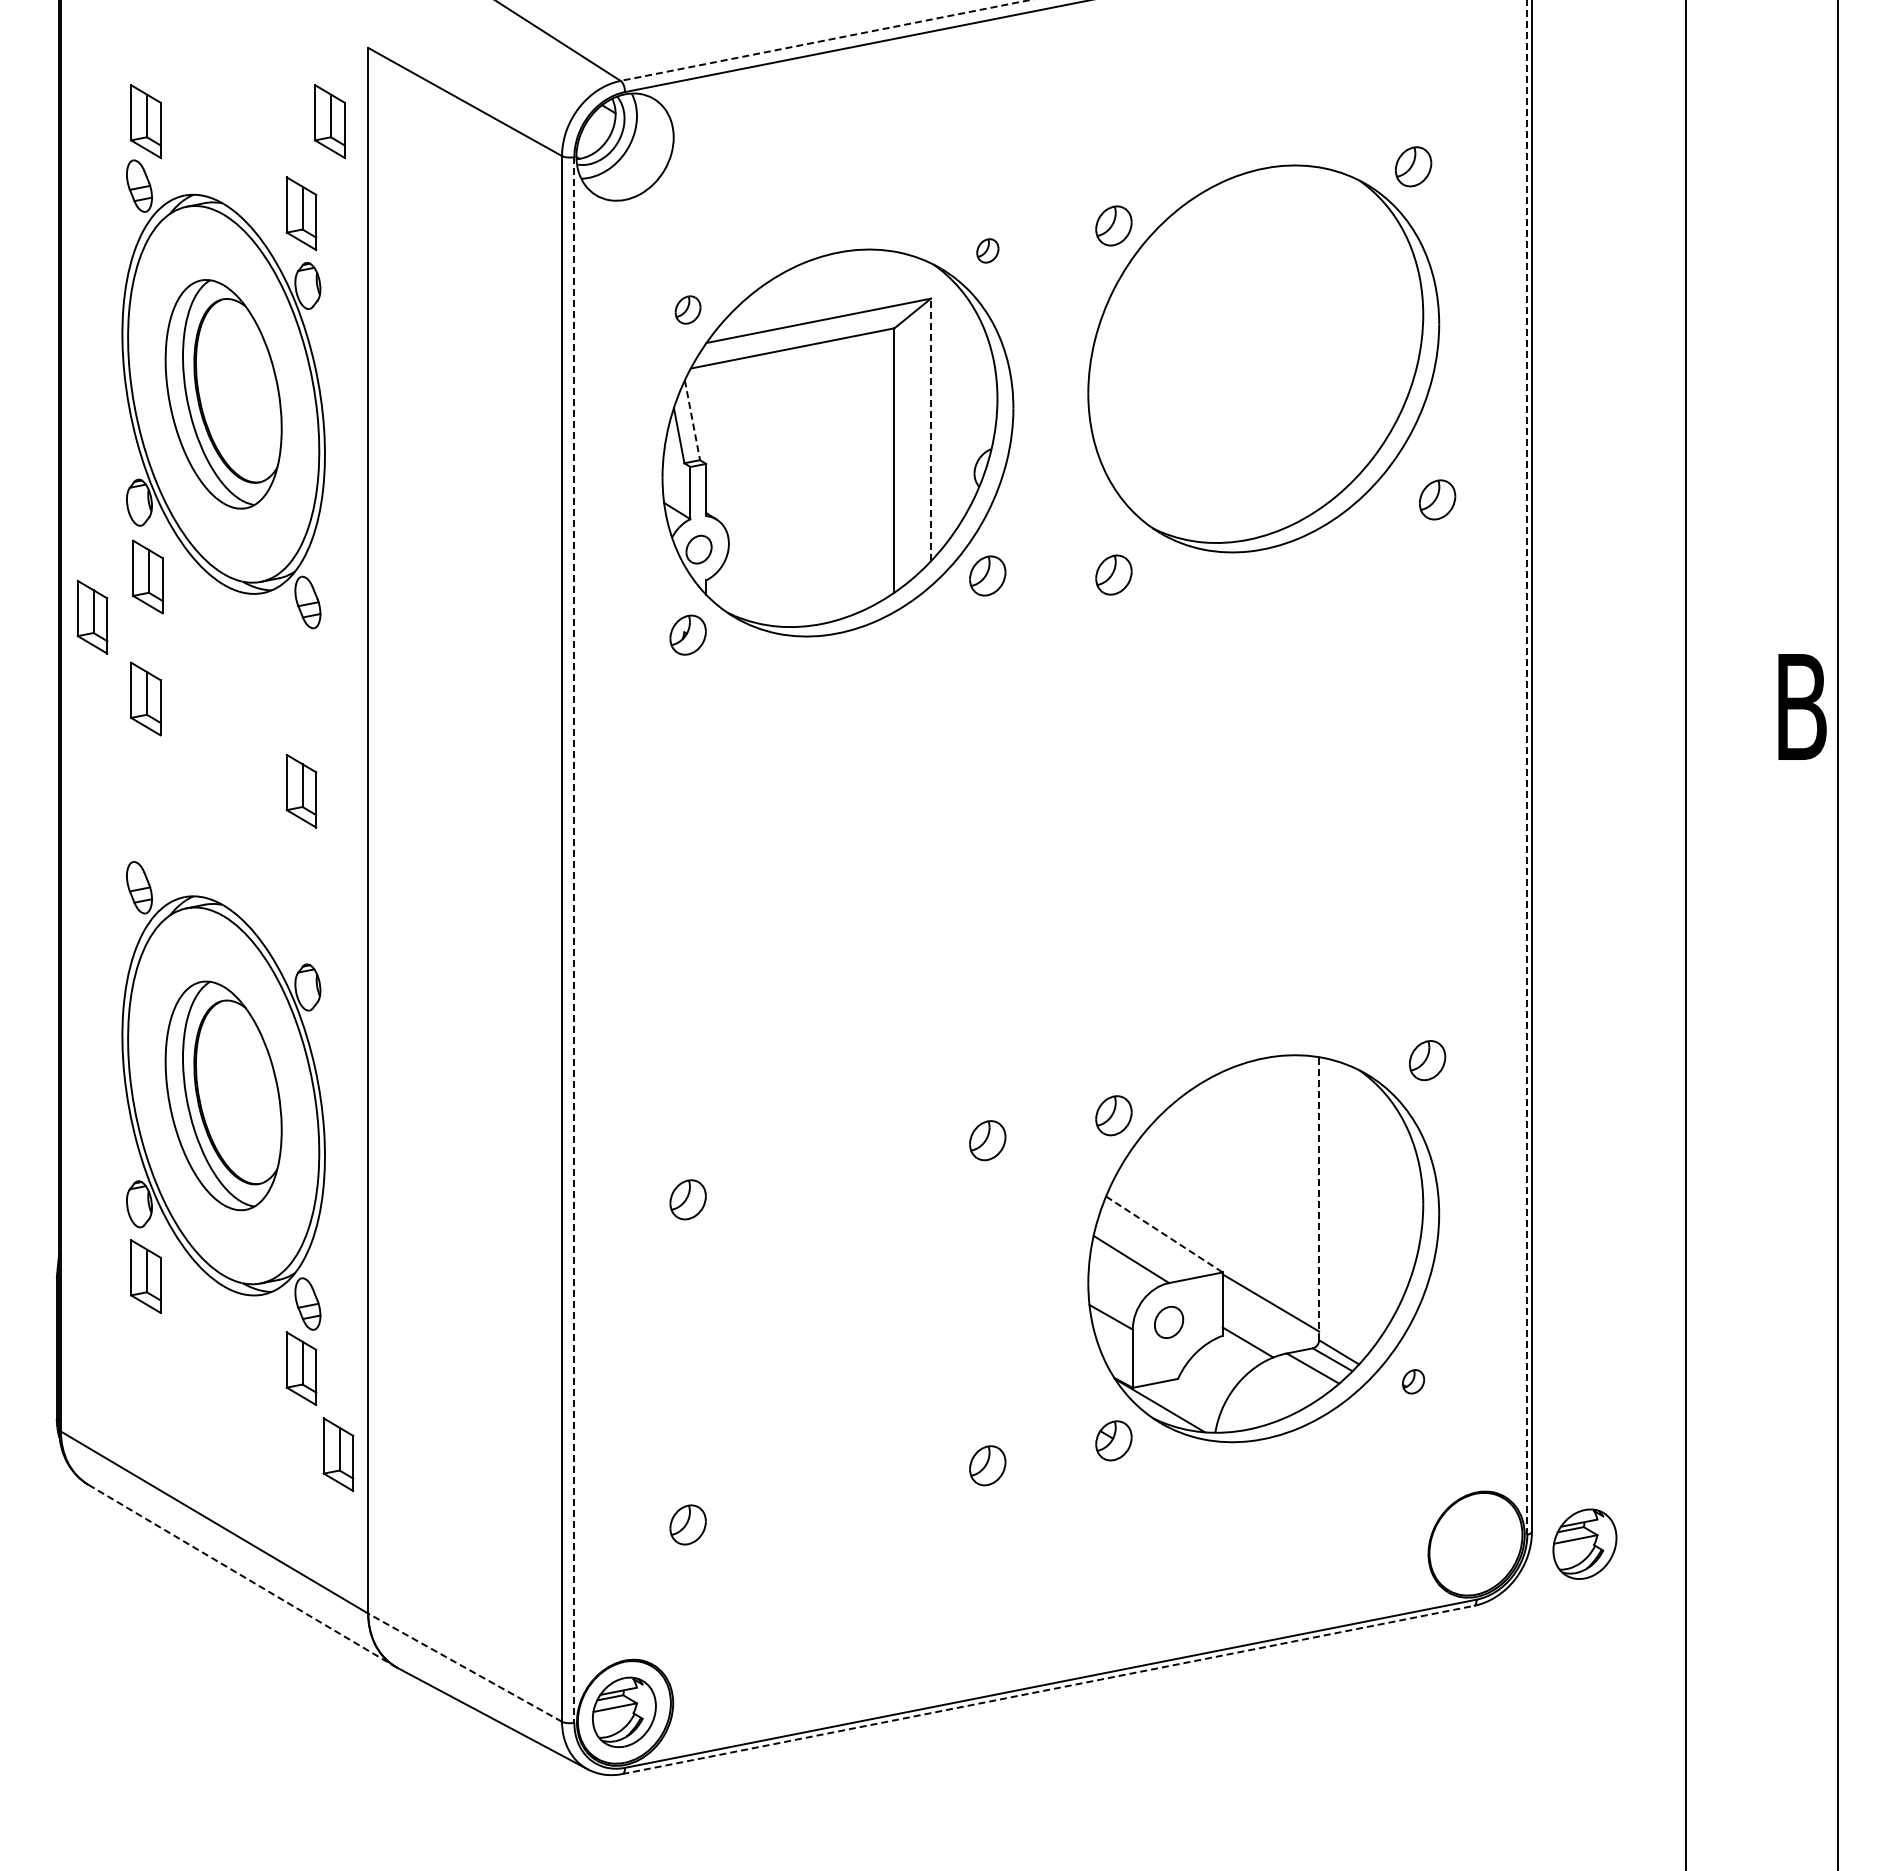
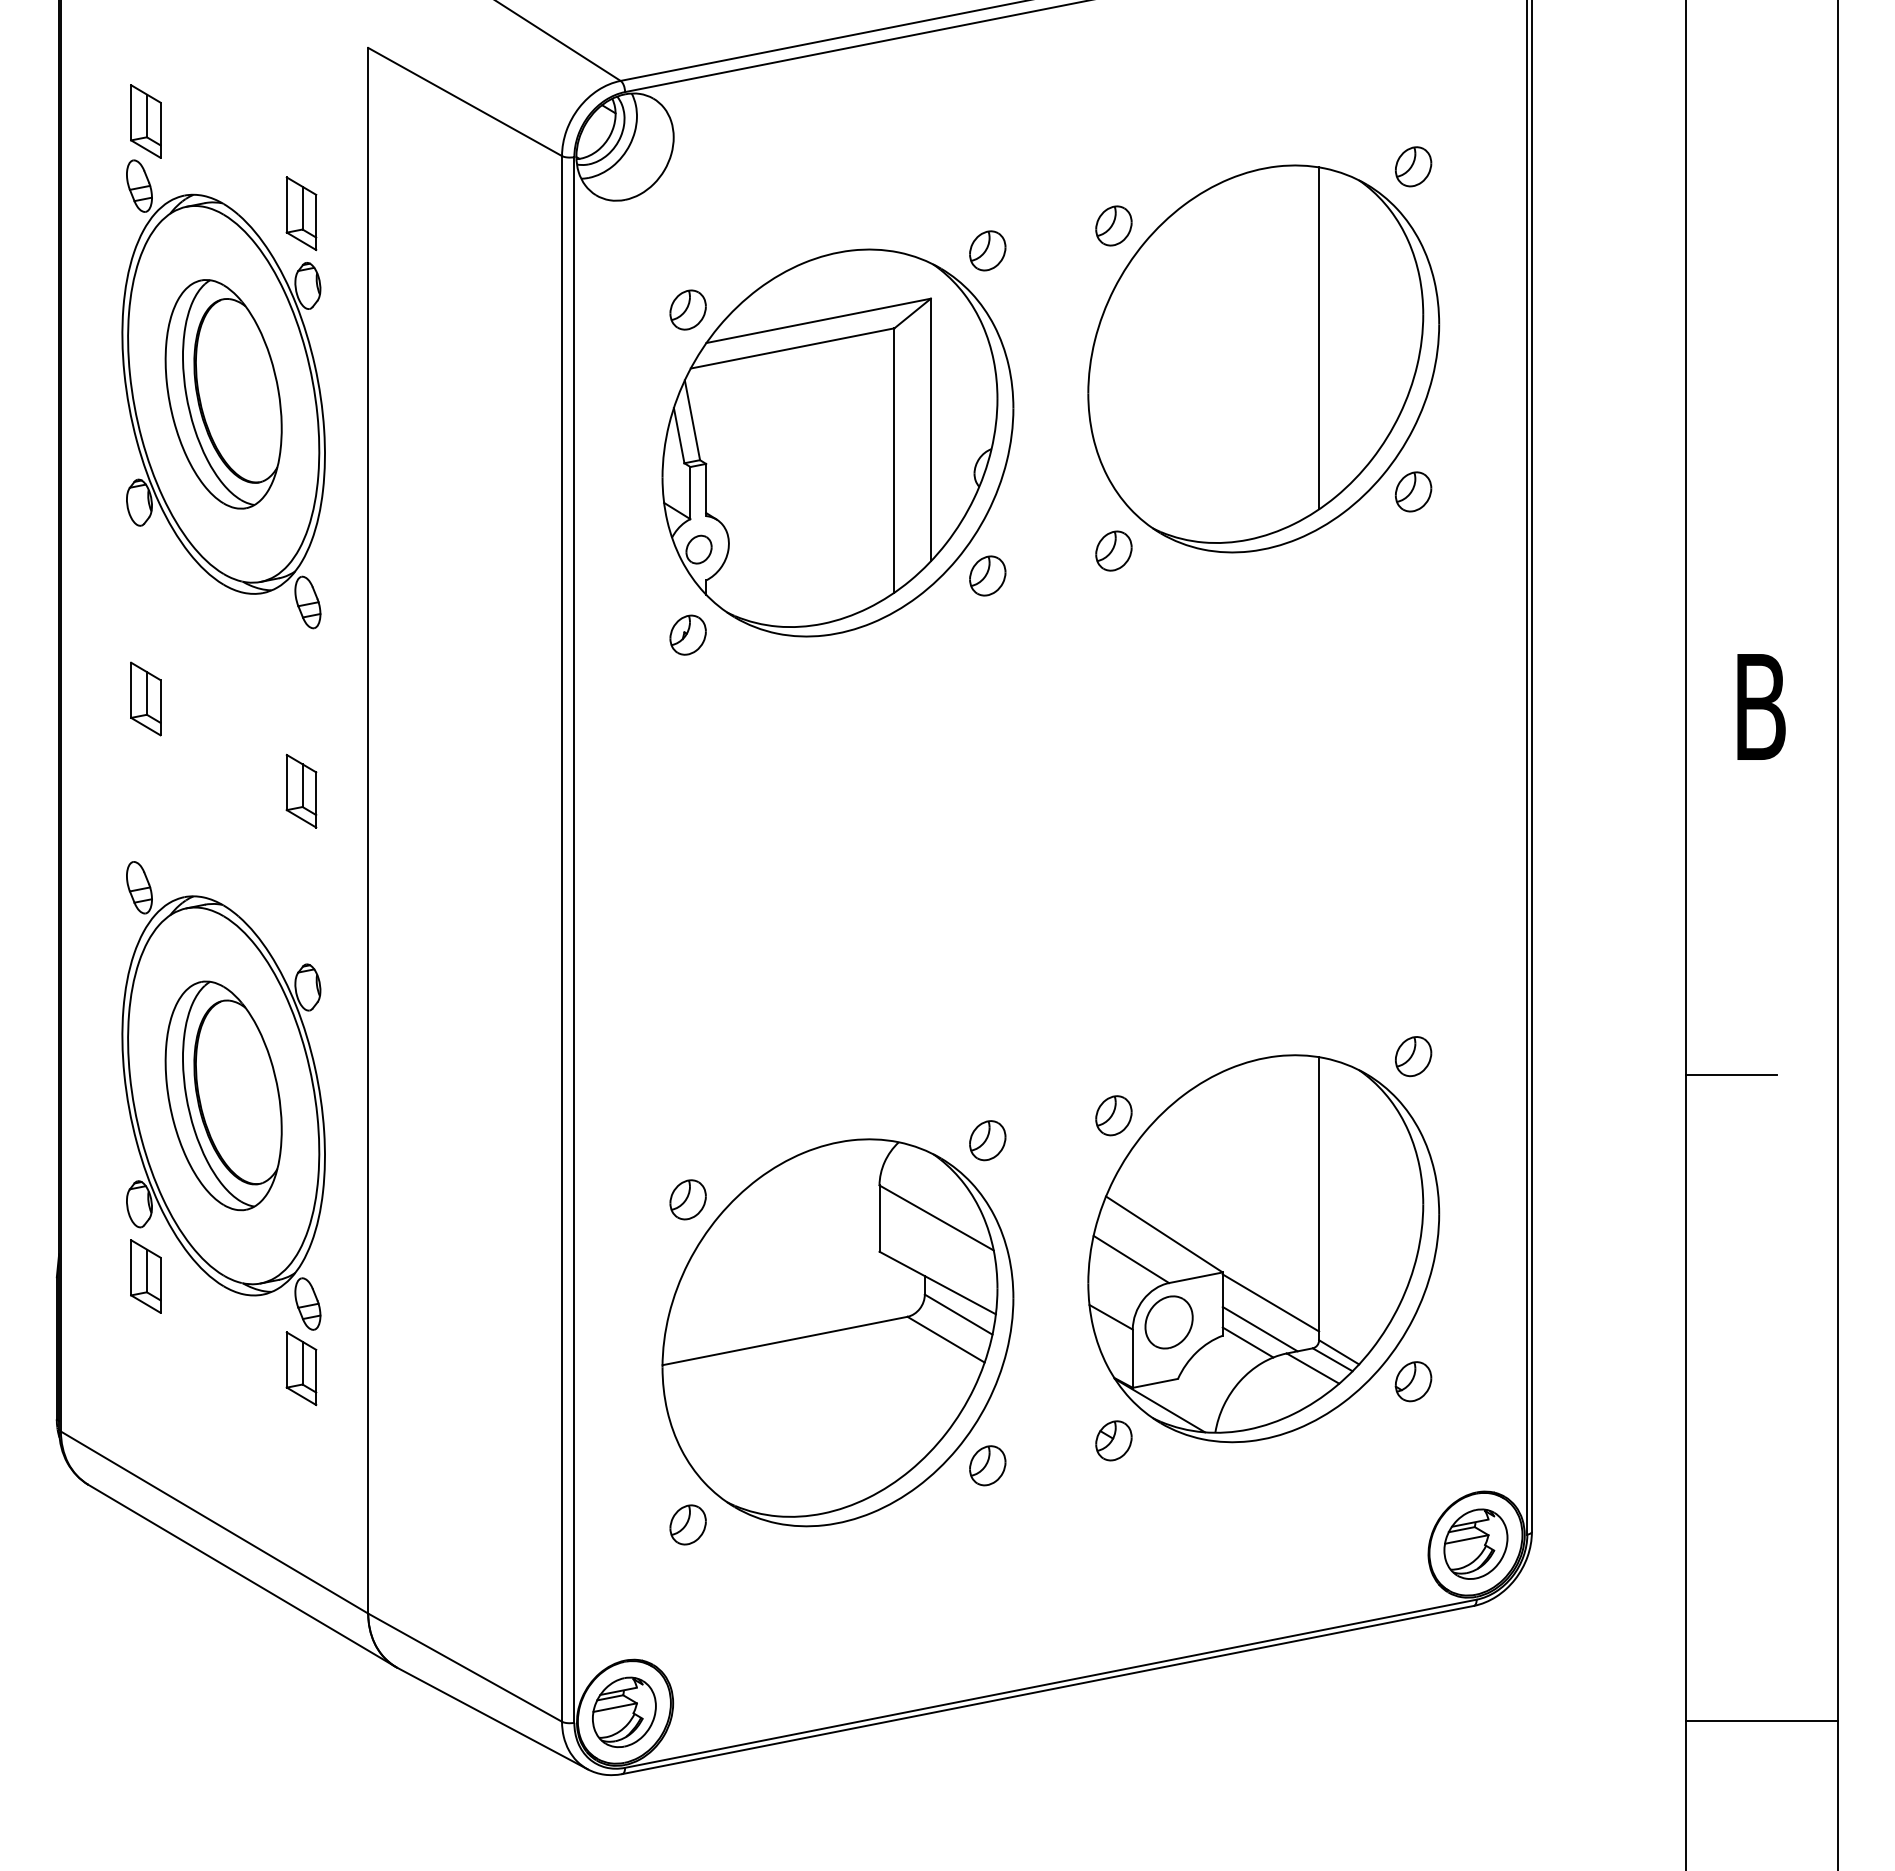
line: dashed -> solid (825, 40)
part: present -> none (329, 121)
part size: 24x26 px -> 38x42 px (987, 250)
part size: 28x30 px -> 38x42 px (687, 309)
line: none -> present (1319, 338)
line: dashed -> solid (692, 420)
line: dashed -> solid (930, 429)
part position: (1437, 499) -> (1413, 491) (1413, 491)
part position: (1113, 574) -> (1113, 550) (1113, 550)
part: present -> none (147, 576)
part: present -> none (92, 616)
text position: (1802, 706) -> (1761, 706) (1761, 706)
line: dashed -> solid (1527, 767)
line: dashed -> solid (574, 939)
part position: (1427, 1060) -> (1413, 1056) (1413, 1056)
line: none -> present (1731, 1074)
line: dashed -> solid (1319, 1198)
line: dashed -> solid (1164, 1234)
part size: 31x33 px -> 50x55 px (1168, 1322)
line: none -> present (1259, 1328)
part: none -> present (837, 1332)
part size: 24x26 px -> 39x42 px (1413, 1381)
part: present -> none (338, 1454)
part position: (1584, 1543) -> (1475, 1543) (1475, 1543)
line: dashed -> solid (242, 1575)
line: dashed -> solid (465, 1667)
line: dashed -> solid (1048, 1689)
line: none -> present (1762, 1720)
